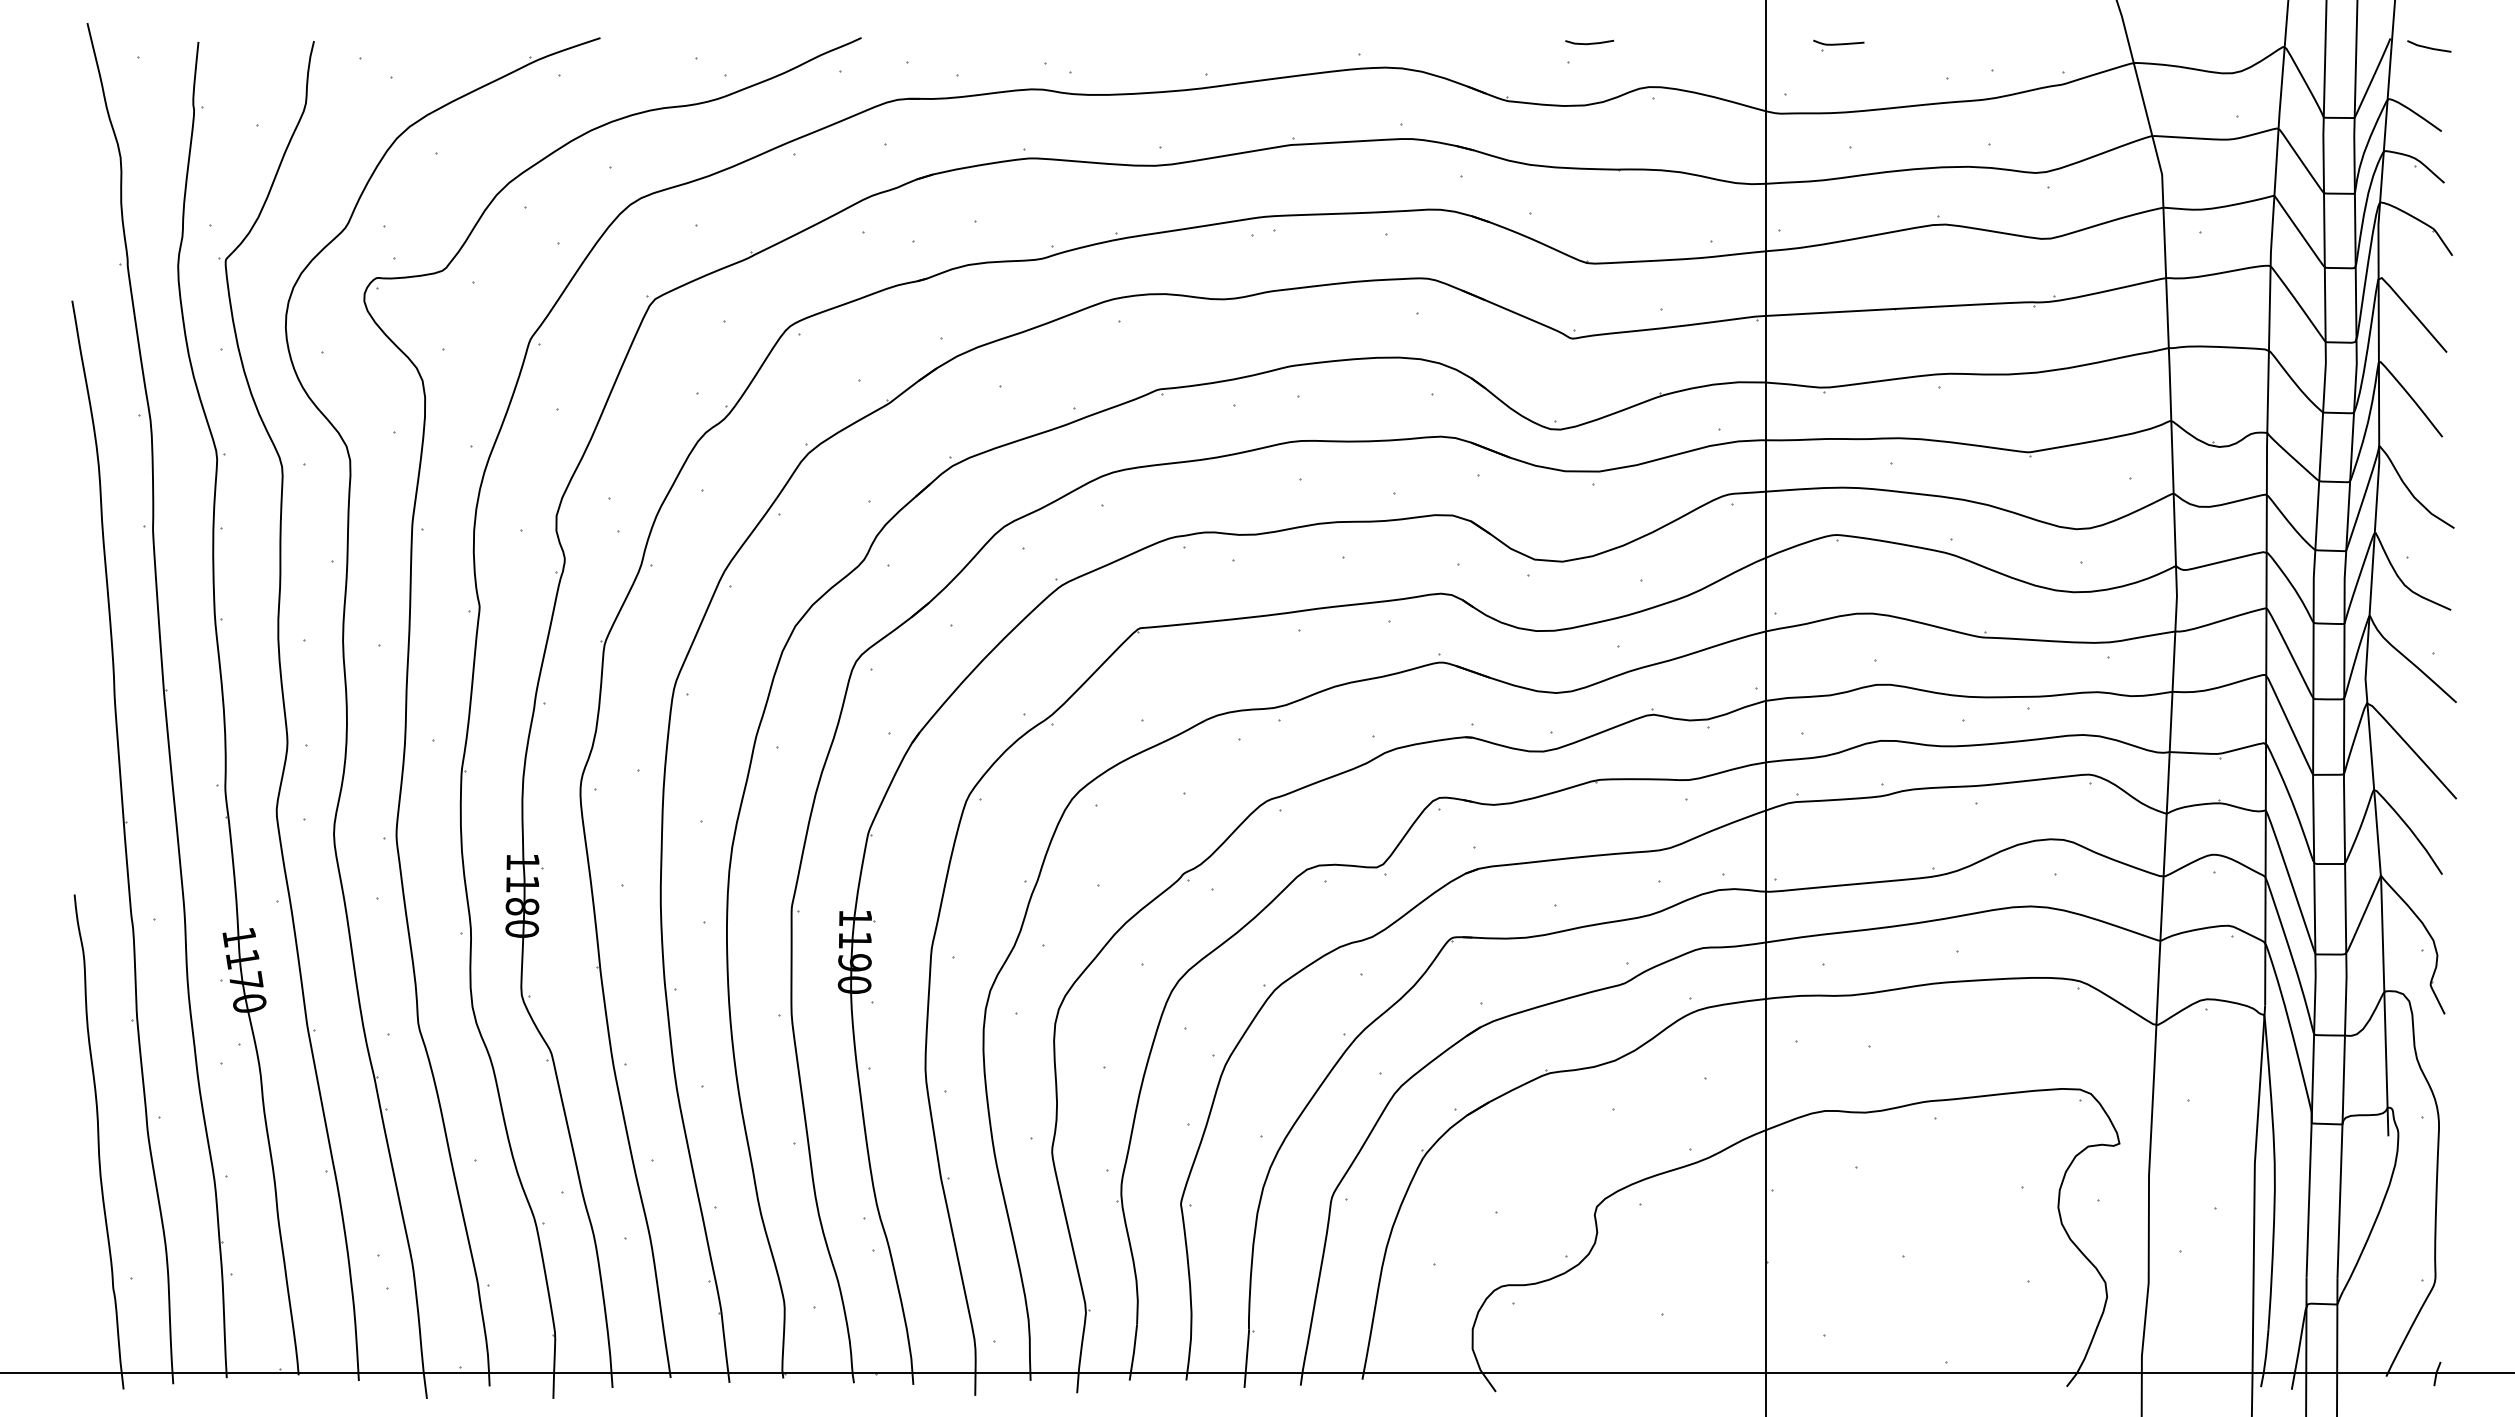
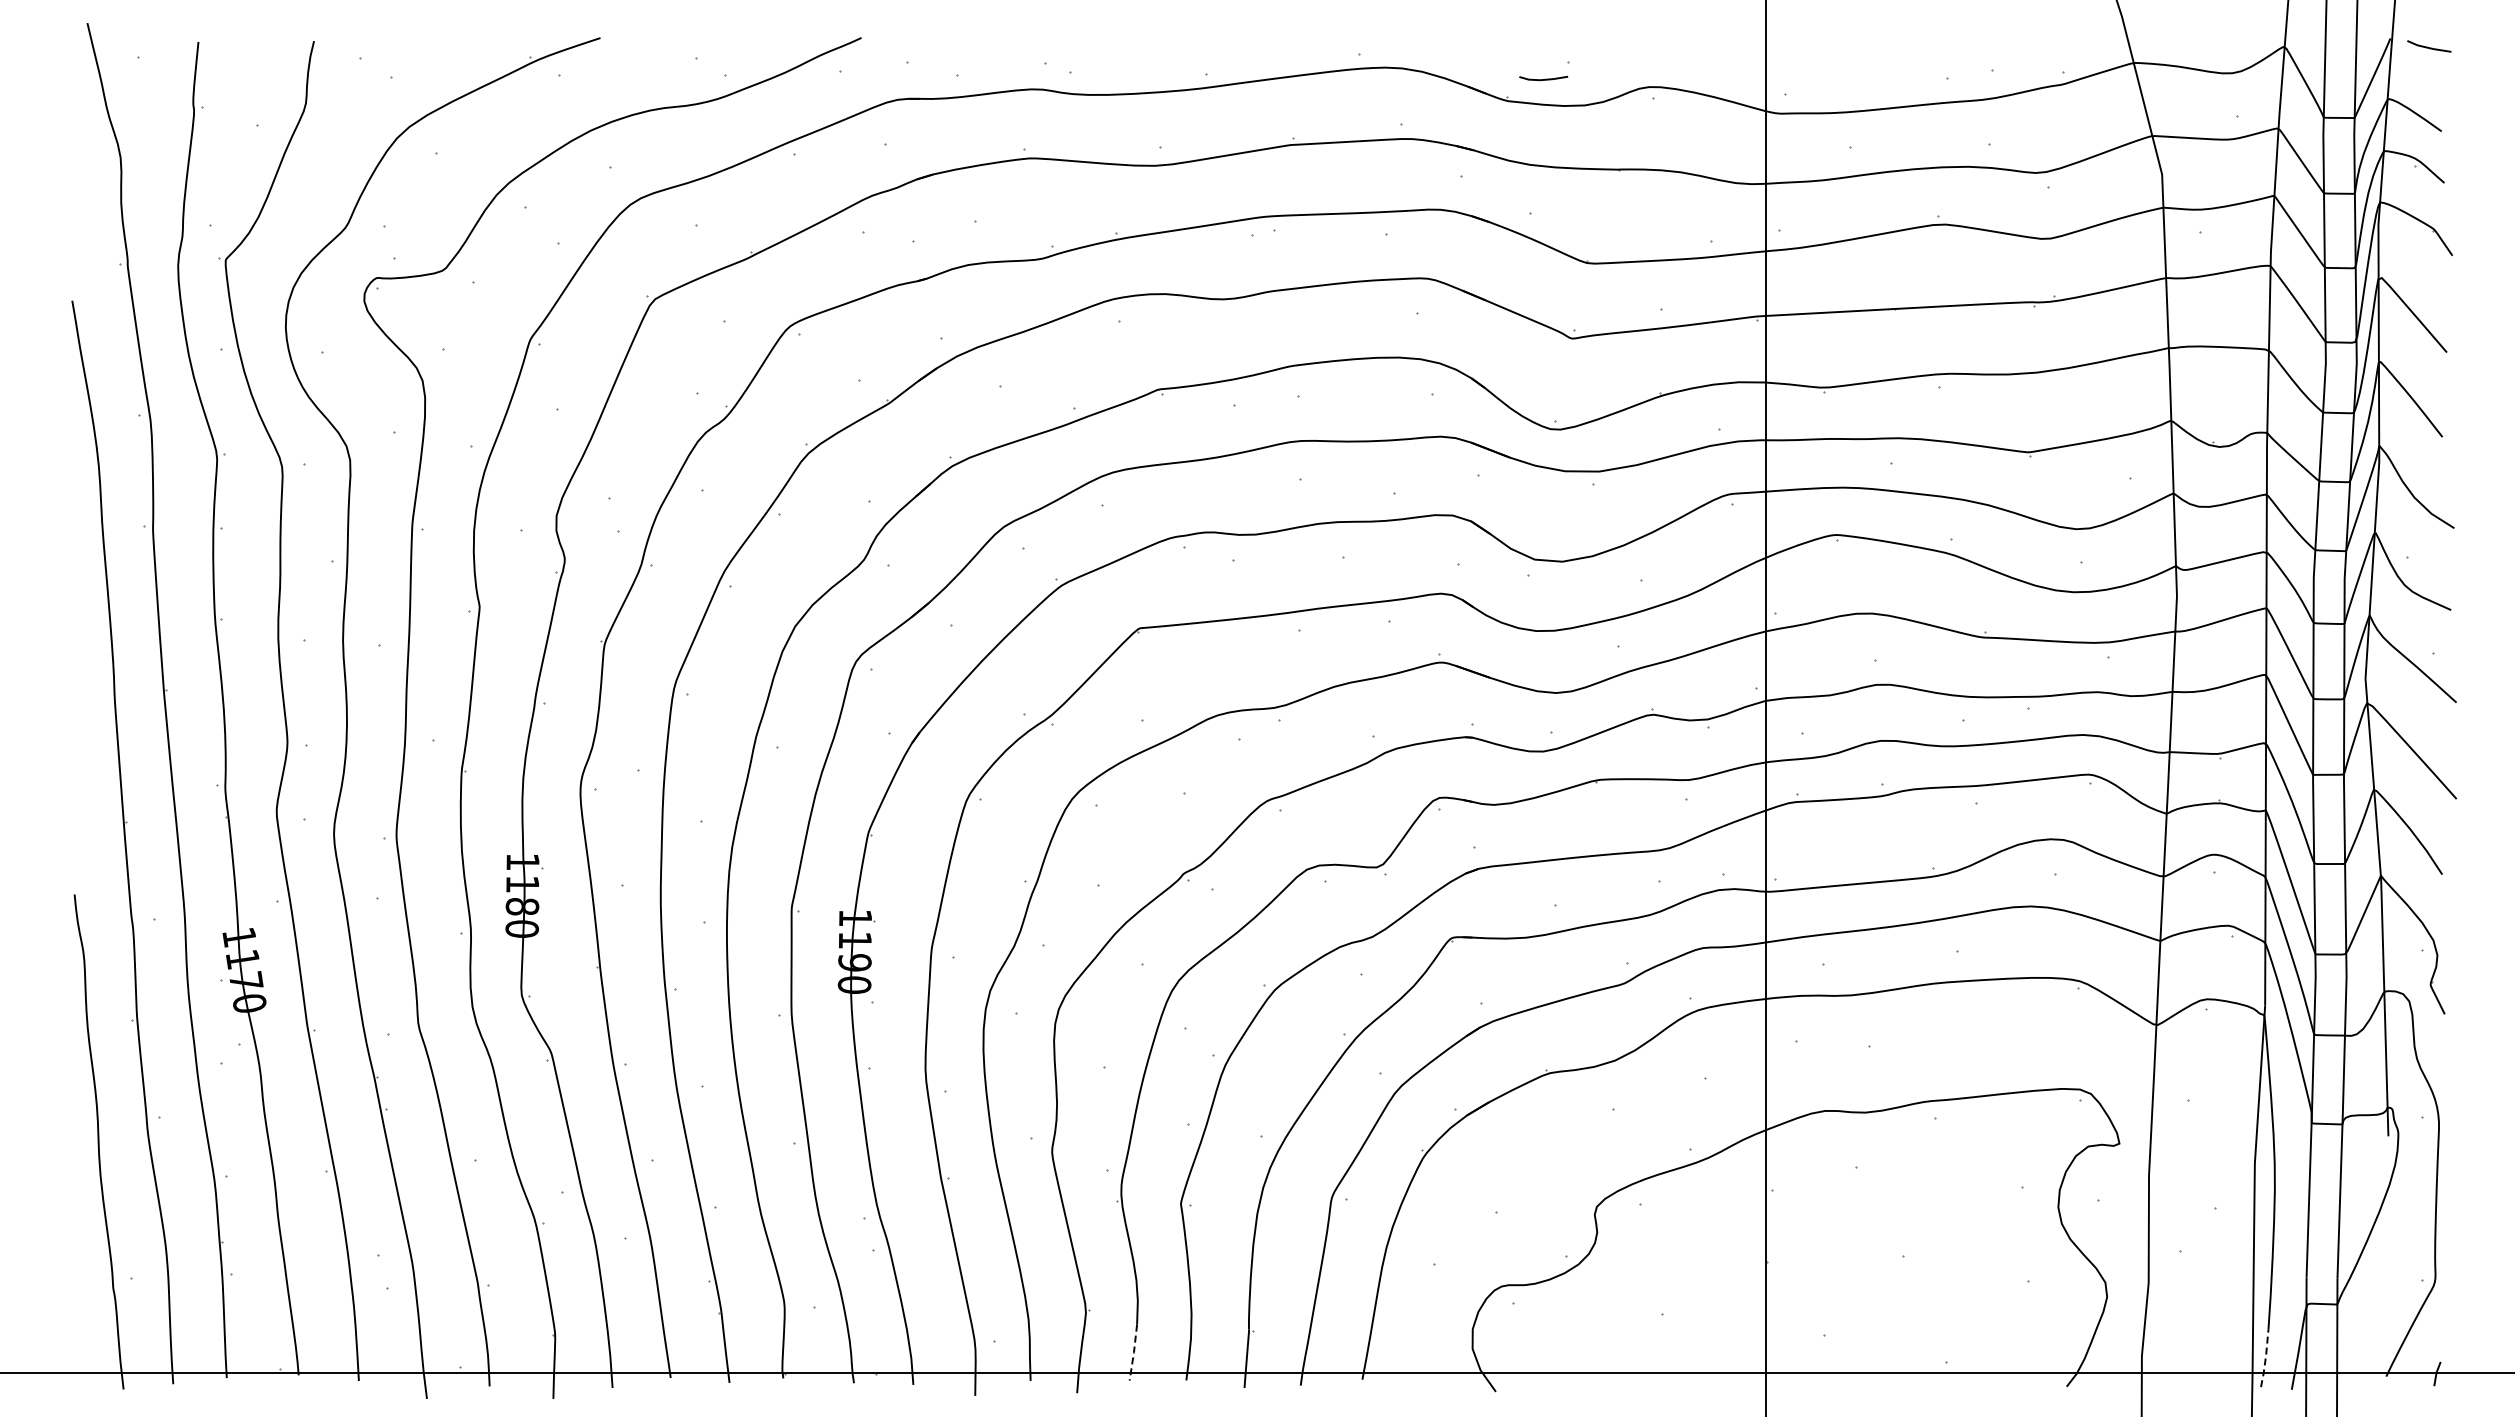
line position: (1589, 43) -> (1543, 79) (1543, 79)
part: present -> none (1838, 45)
line: solid -> dashed (1133, 1352)
line: solid -> dashed (2265, 1358)
